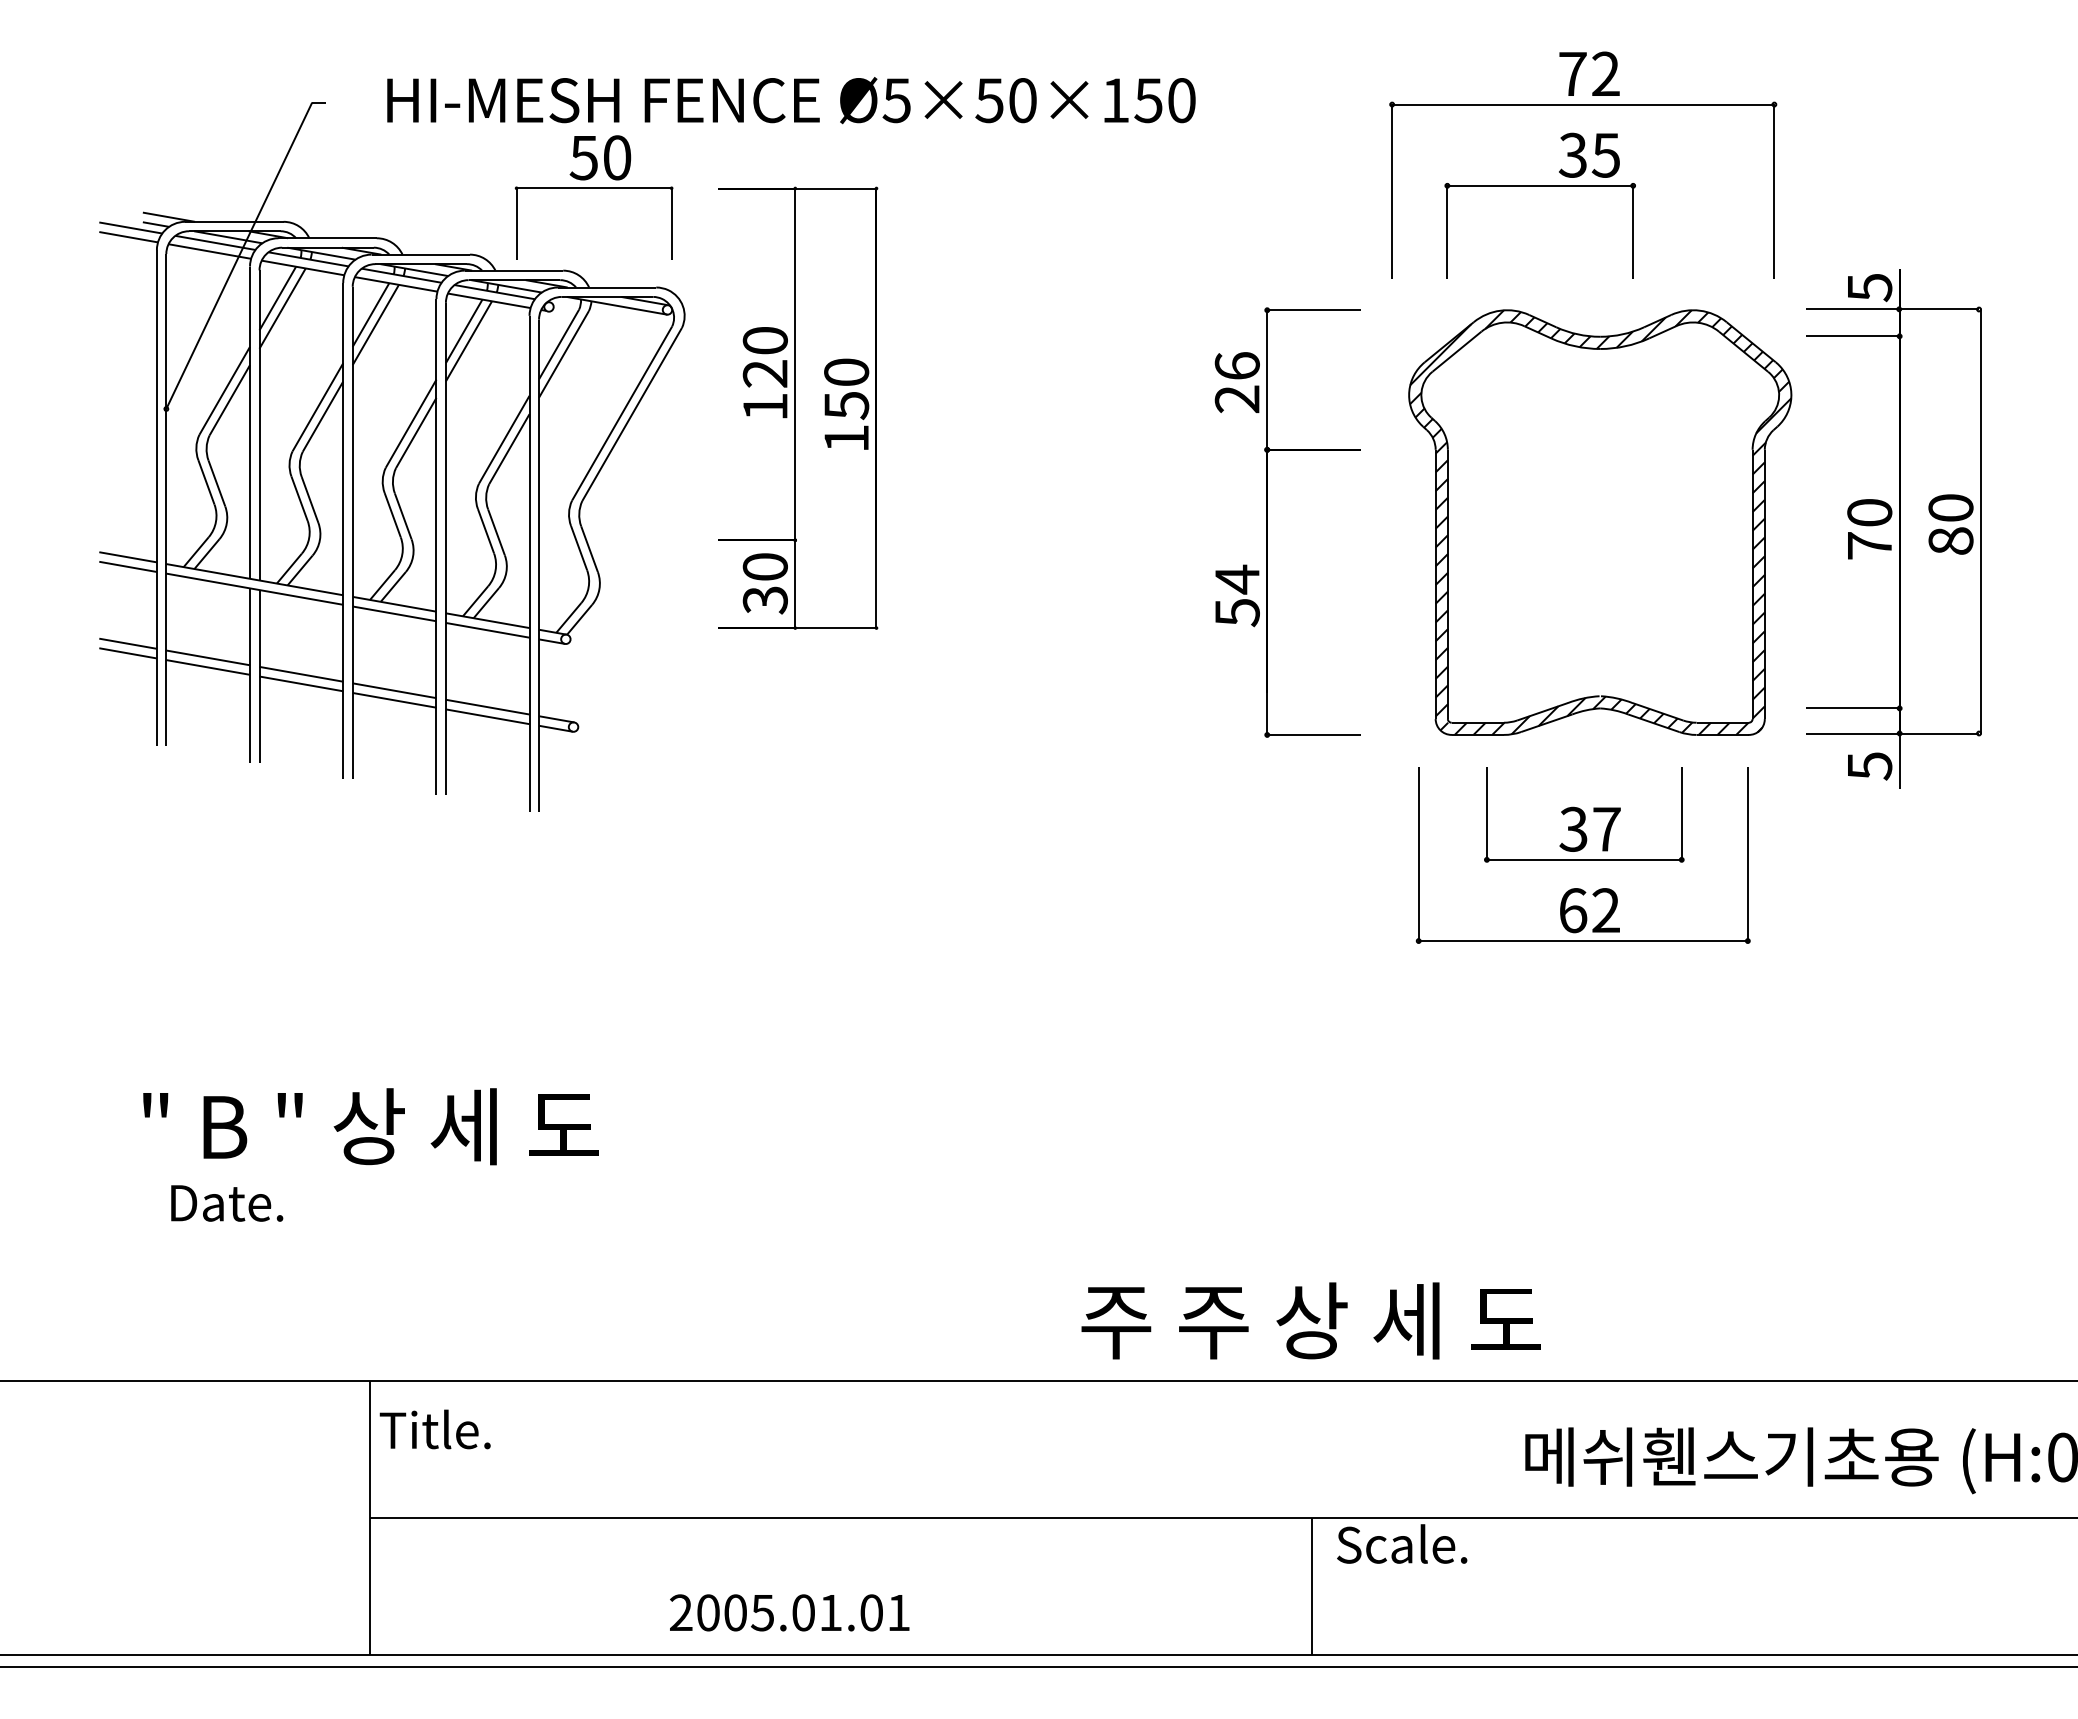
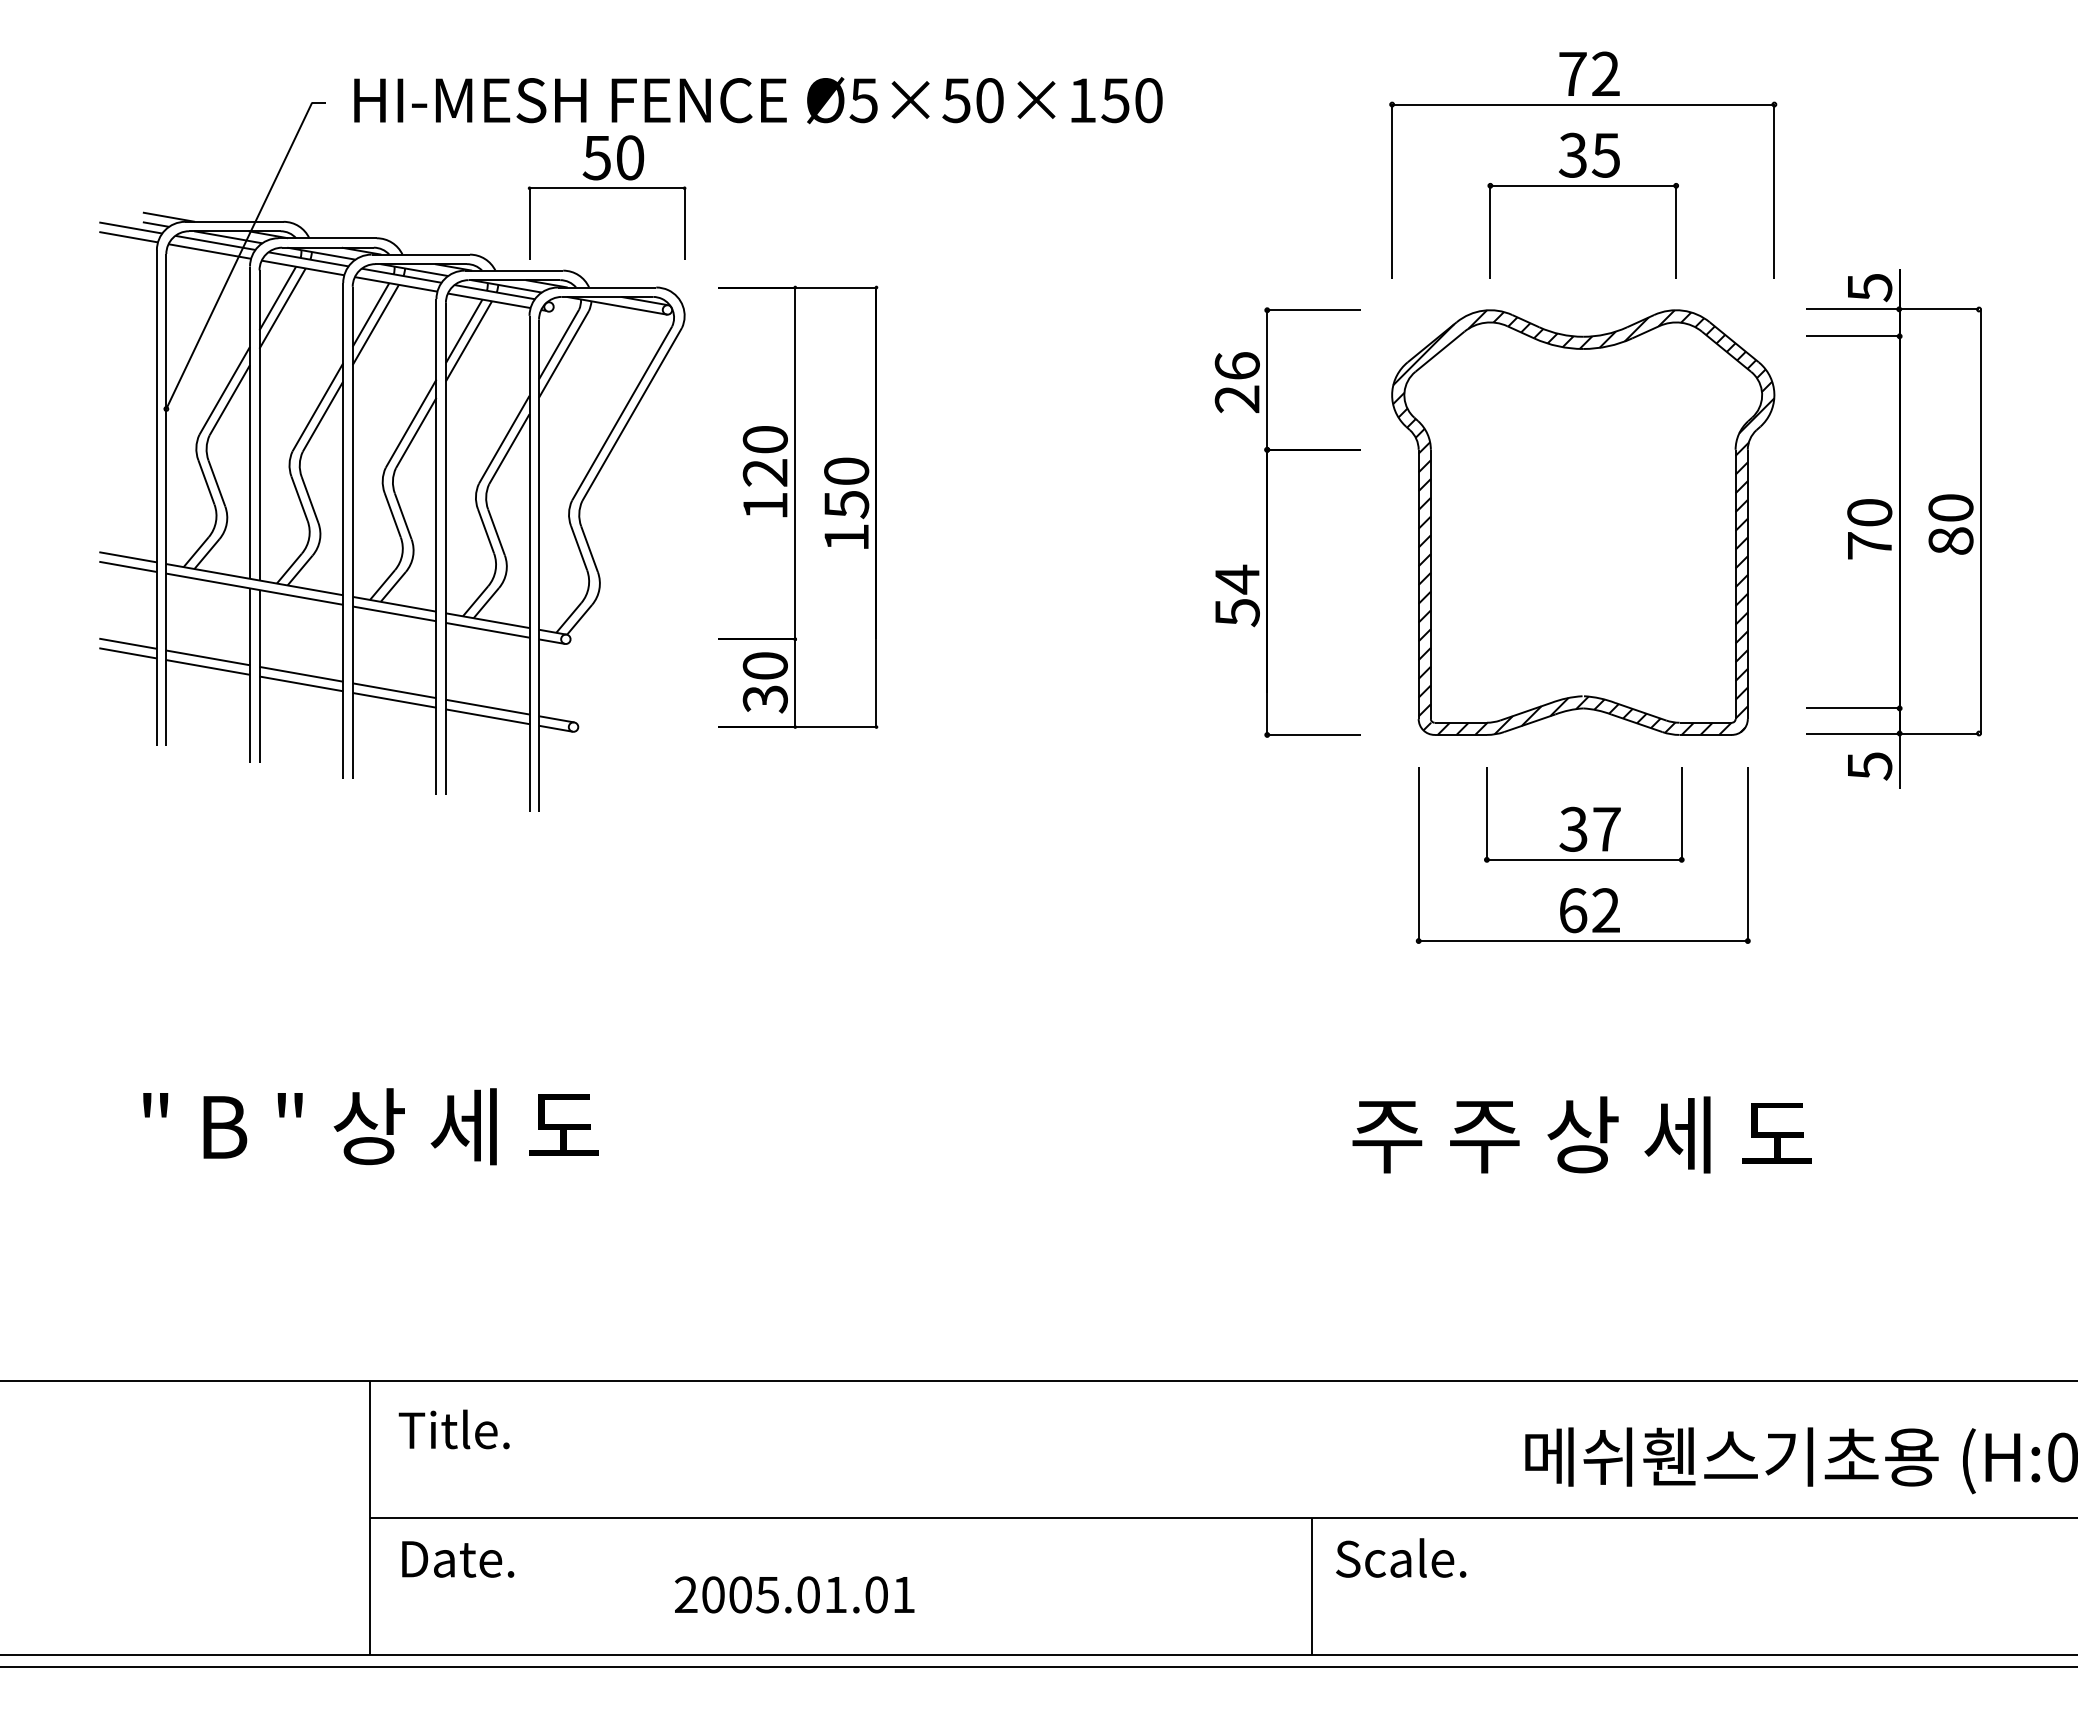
text position: (791, 100) -> (758, 100) (758, 100)
part position: (1539, 186) -> (1582, 186) (1582, 186)
part position: (593, 188) -> (606, 188) (606, 188)
part position: (798, 407) -> (798, 506) (798, 506)
part position: (1600, 522) -> (1583, 522) (1583, 522)
text position: (227, 1203) -> (458, 1559) (458, 1559)
text position: (1310, 1320) -> (1581, 1134) (1581, 1134)
text position: (434, 1429) -> (453, 1429) (453, 1429)
text position: (1402, 1543) -> (1401, 1557) (1401, 1557)
text position: (789, 1612) -> (794, 1594) (794, 1594)
